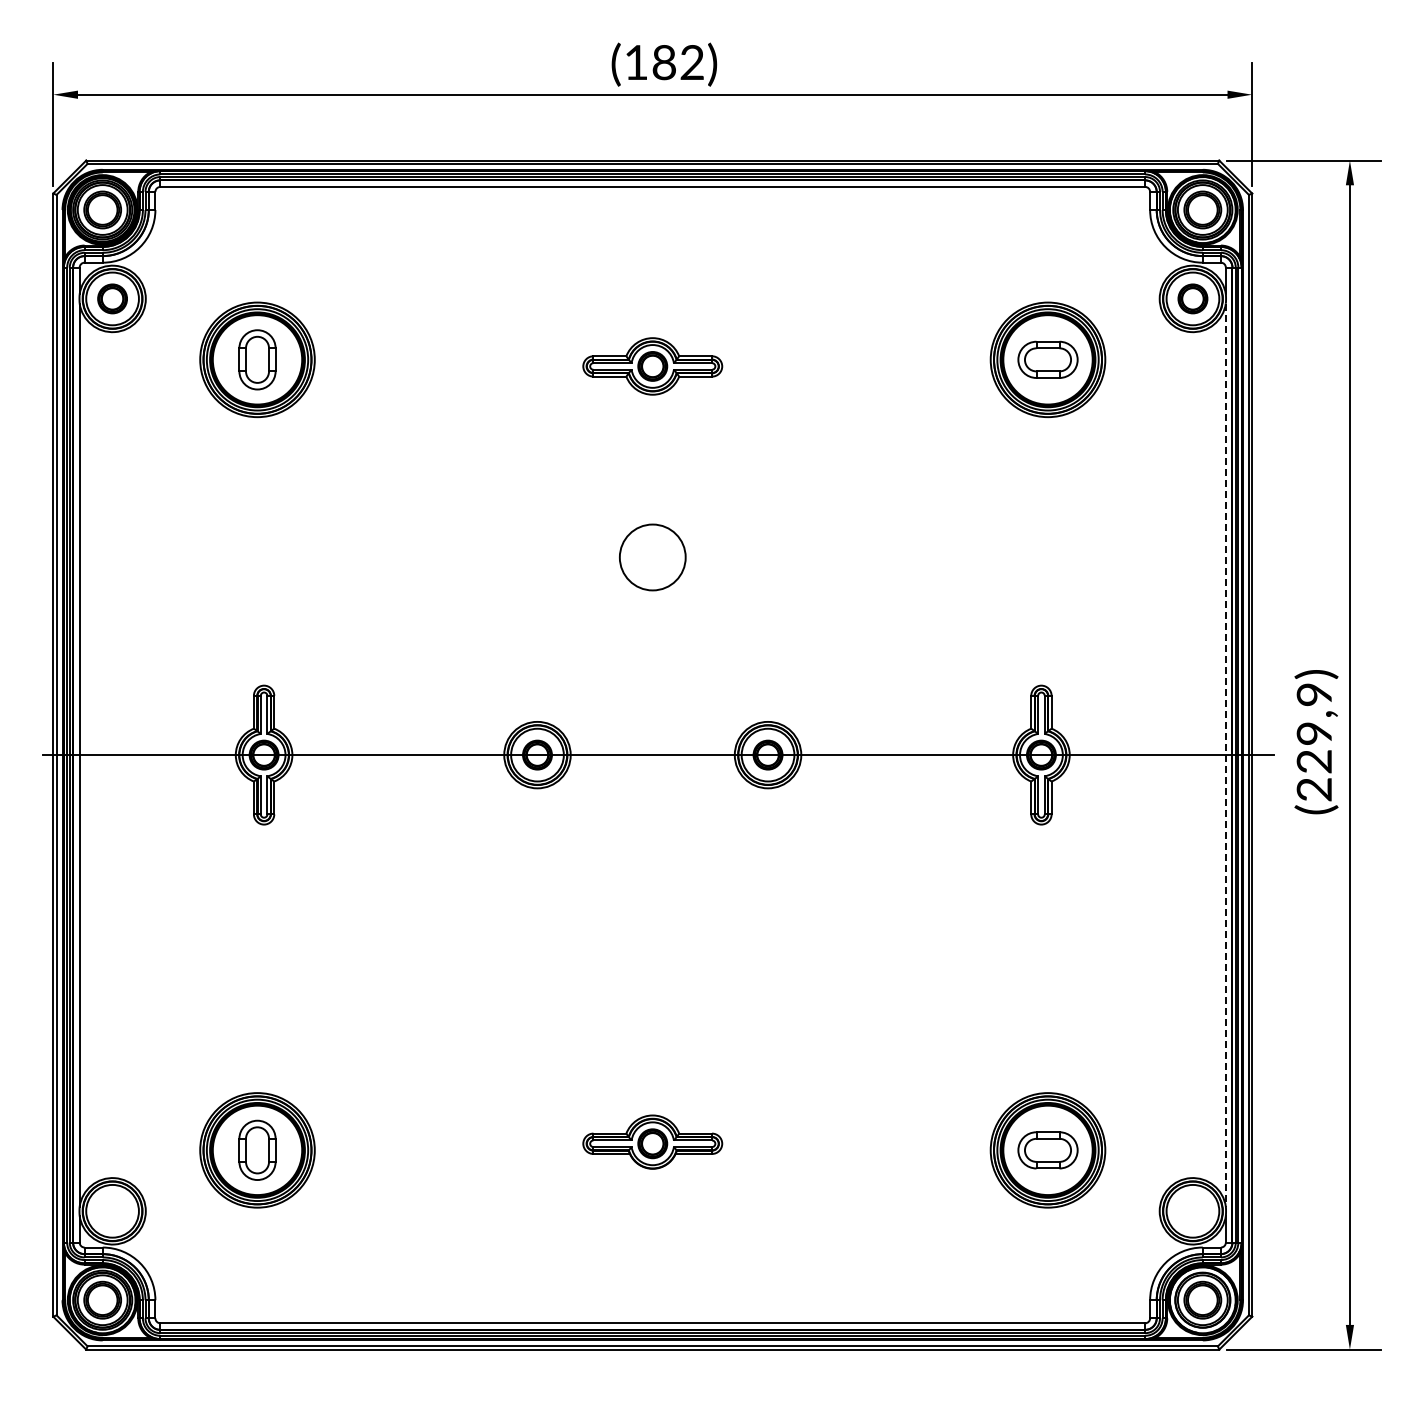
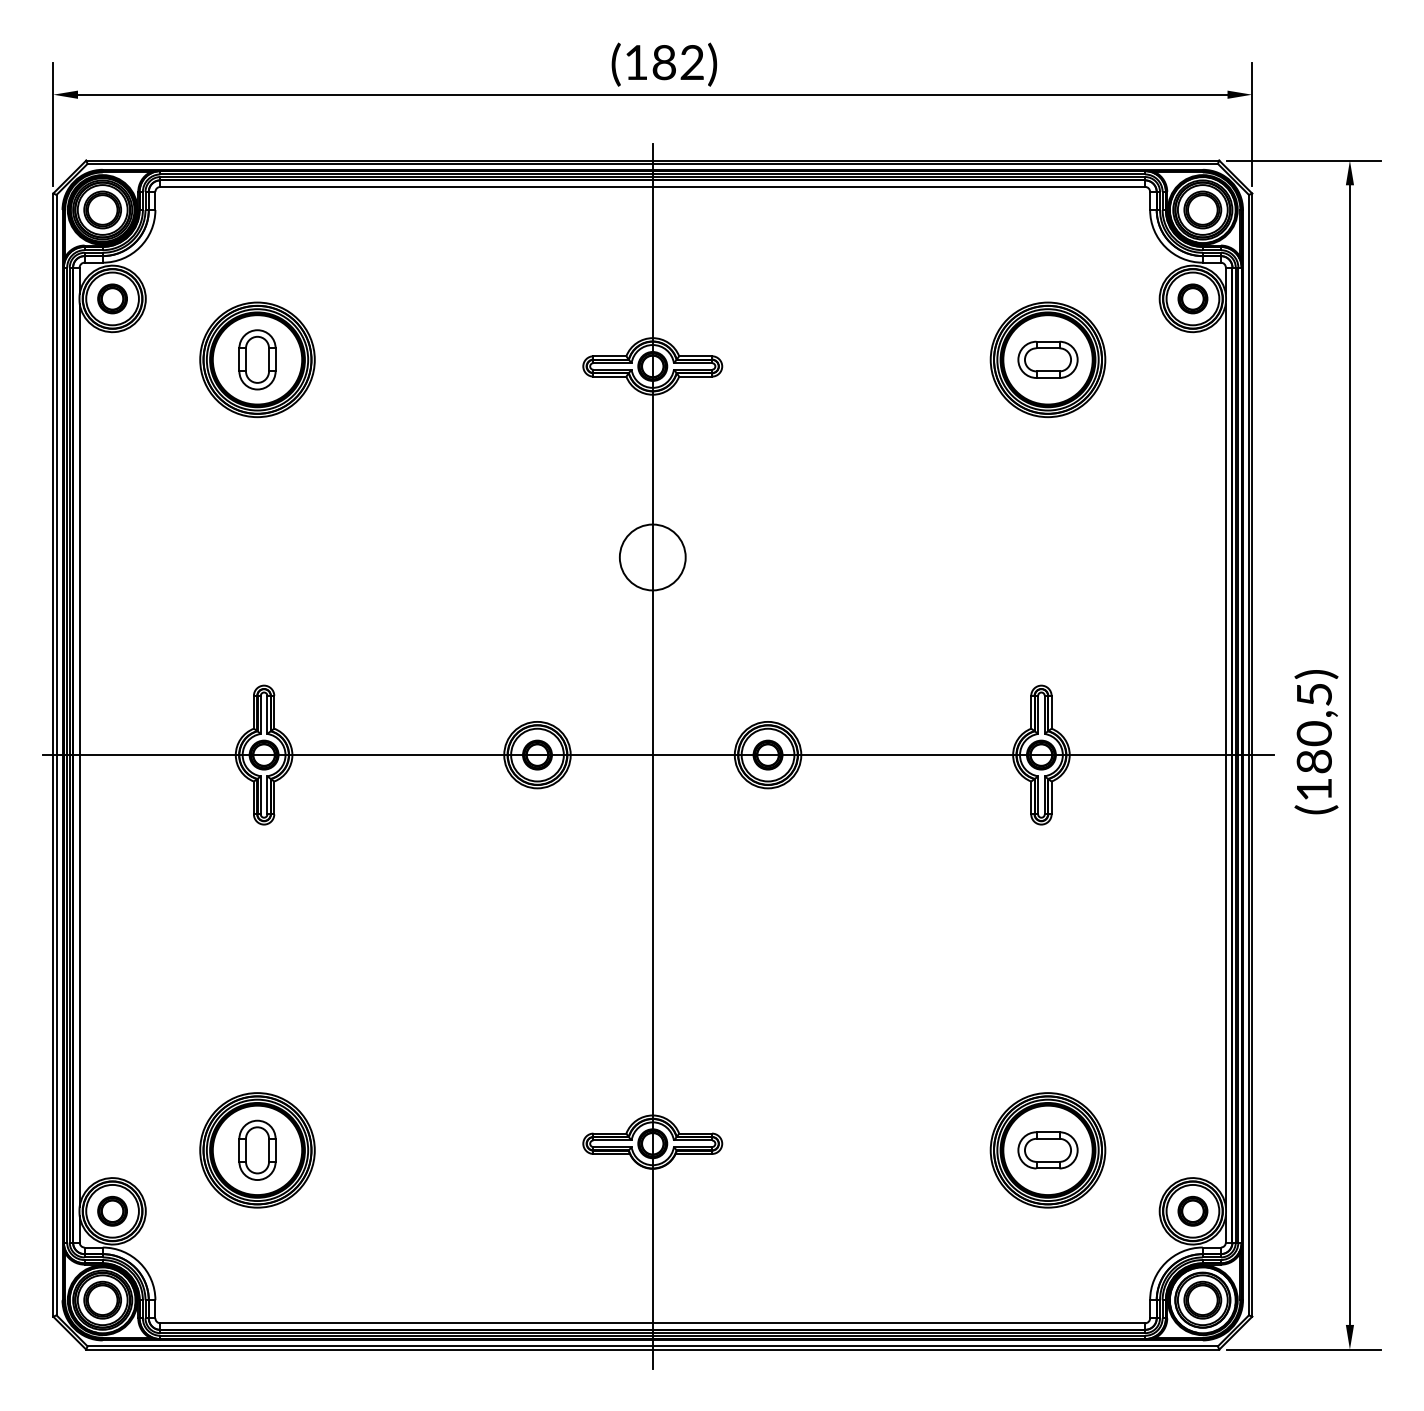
text: (229,9) -> (180,5) (1313, 742)
line: dashed -> solid (1225, 755)
line: none -> present (652, 756)
part: none -> present (112, 1211)
part: none -> present (1192, 1211)
